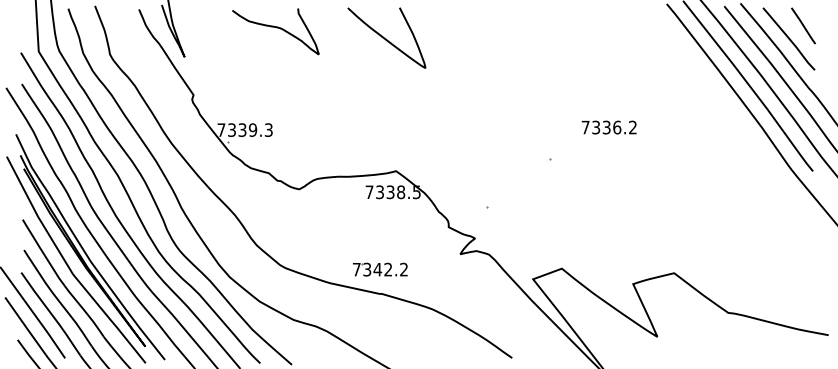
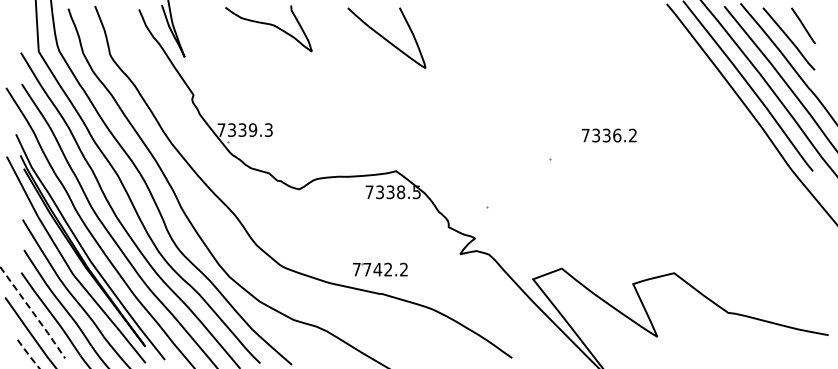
curve position: (276, 28) -> (269, 25) (269, 25)
text position: (608, 127) -> (608, 135) (608, 135)
text: 7342.2 -> 7742.2 (367, 269)
line: solid -> dashed (34, 313)
line: solid -> dashed (29, 355)
